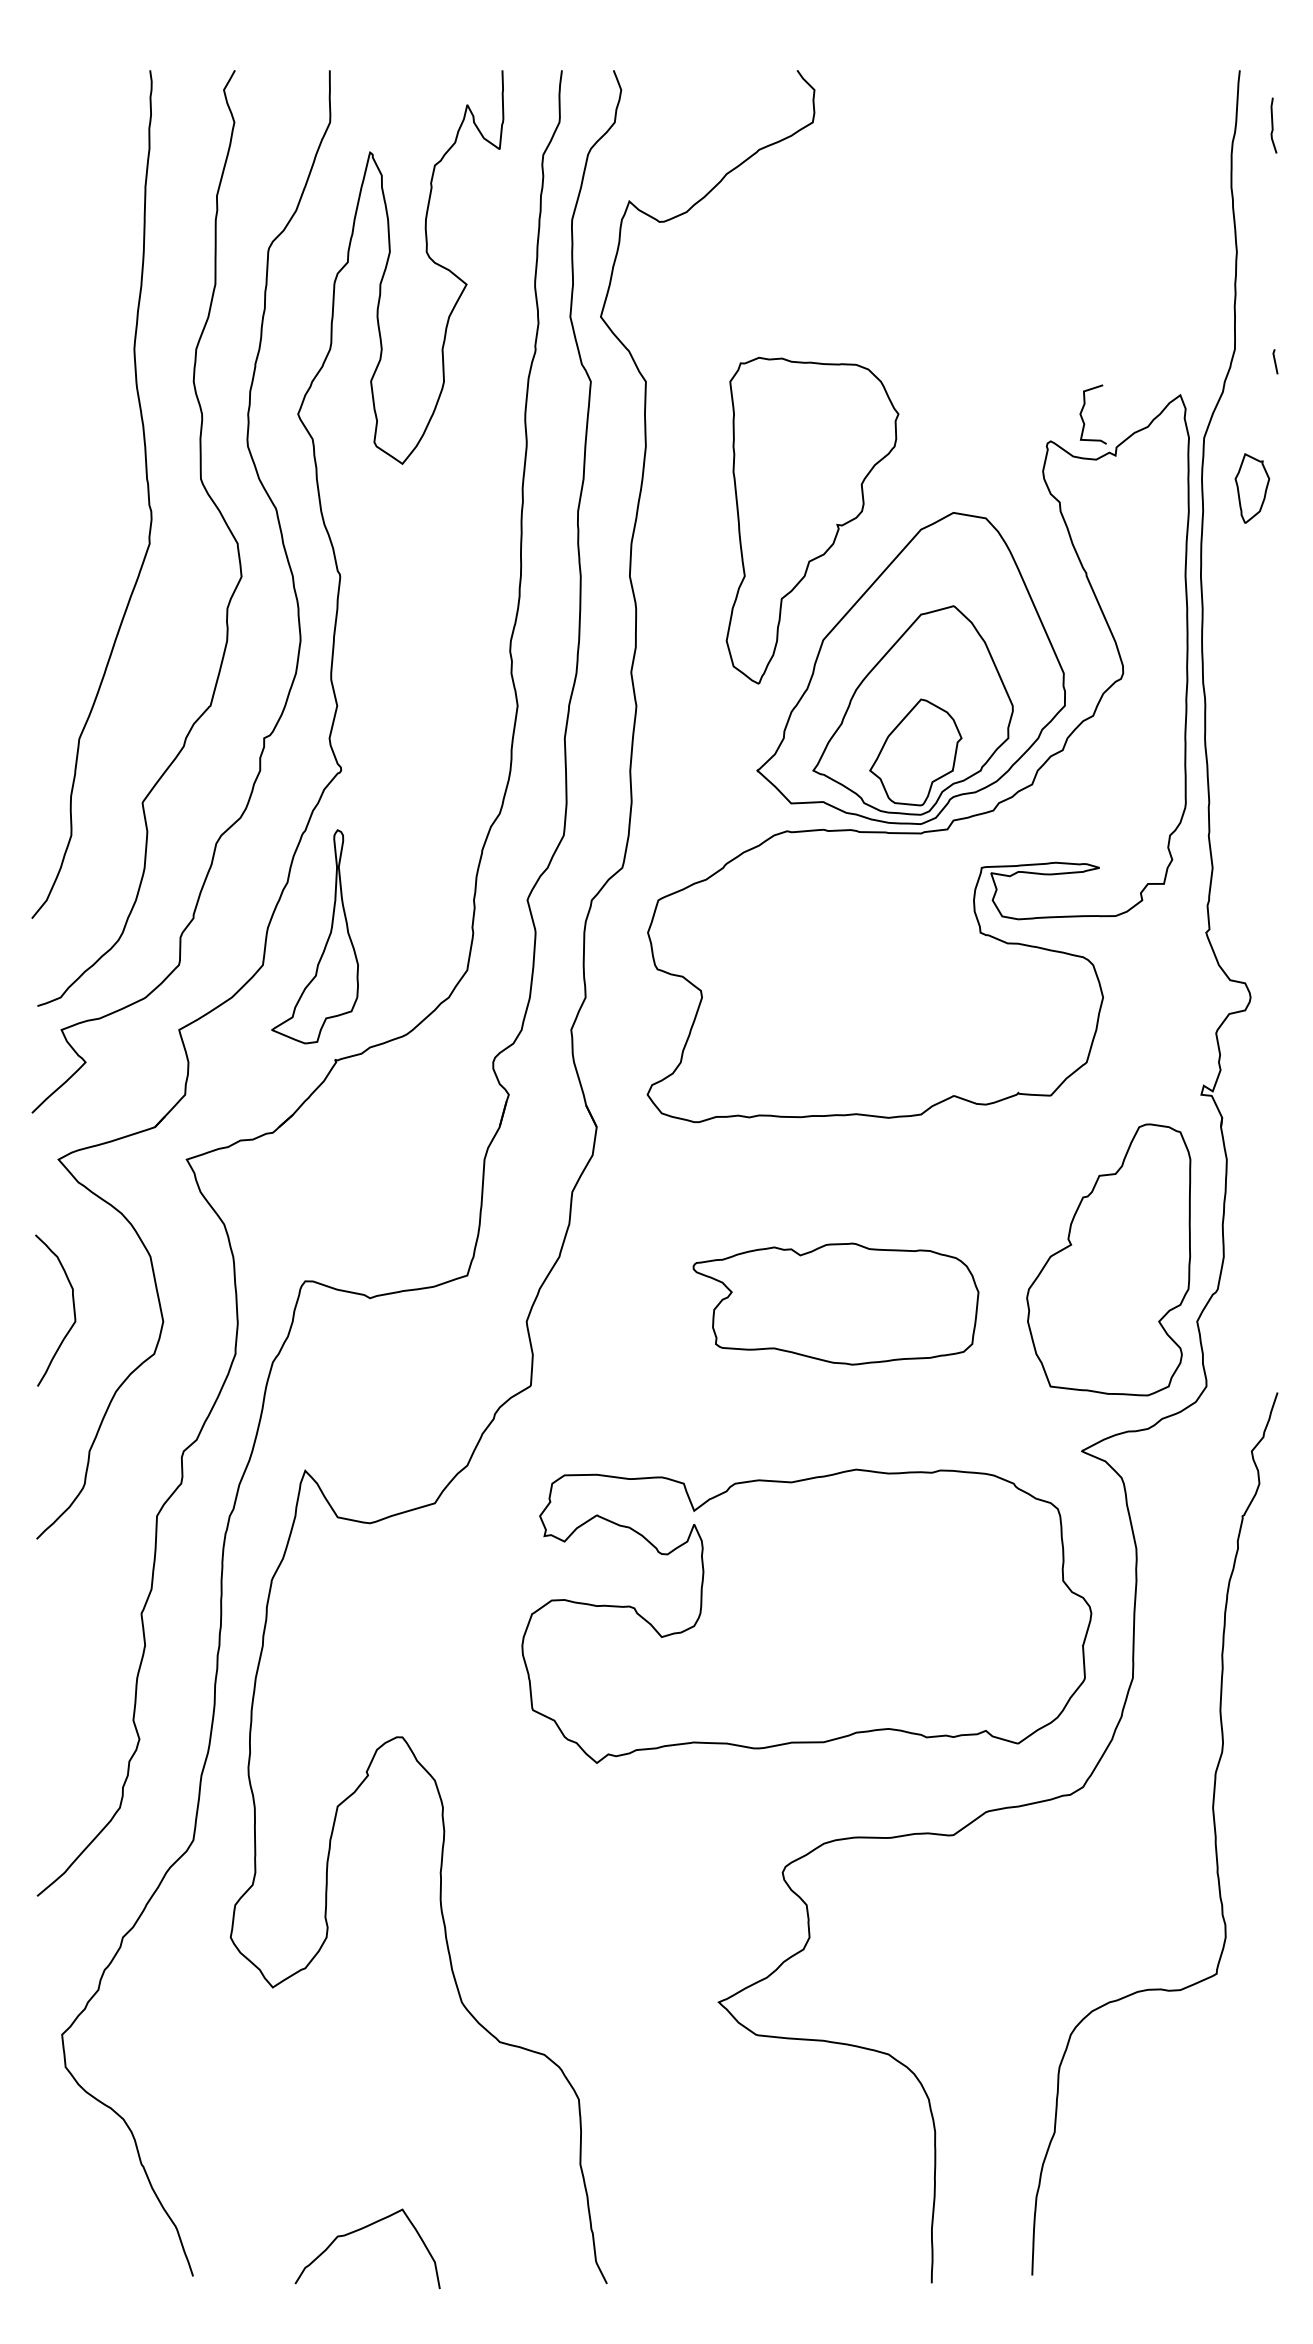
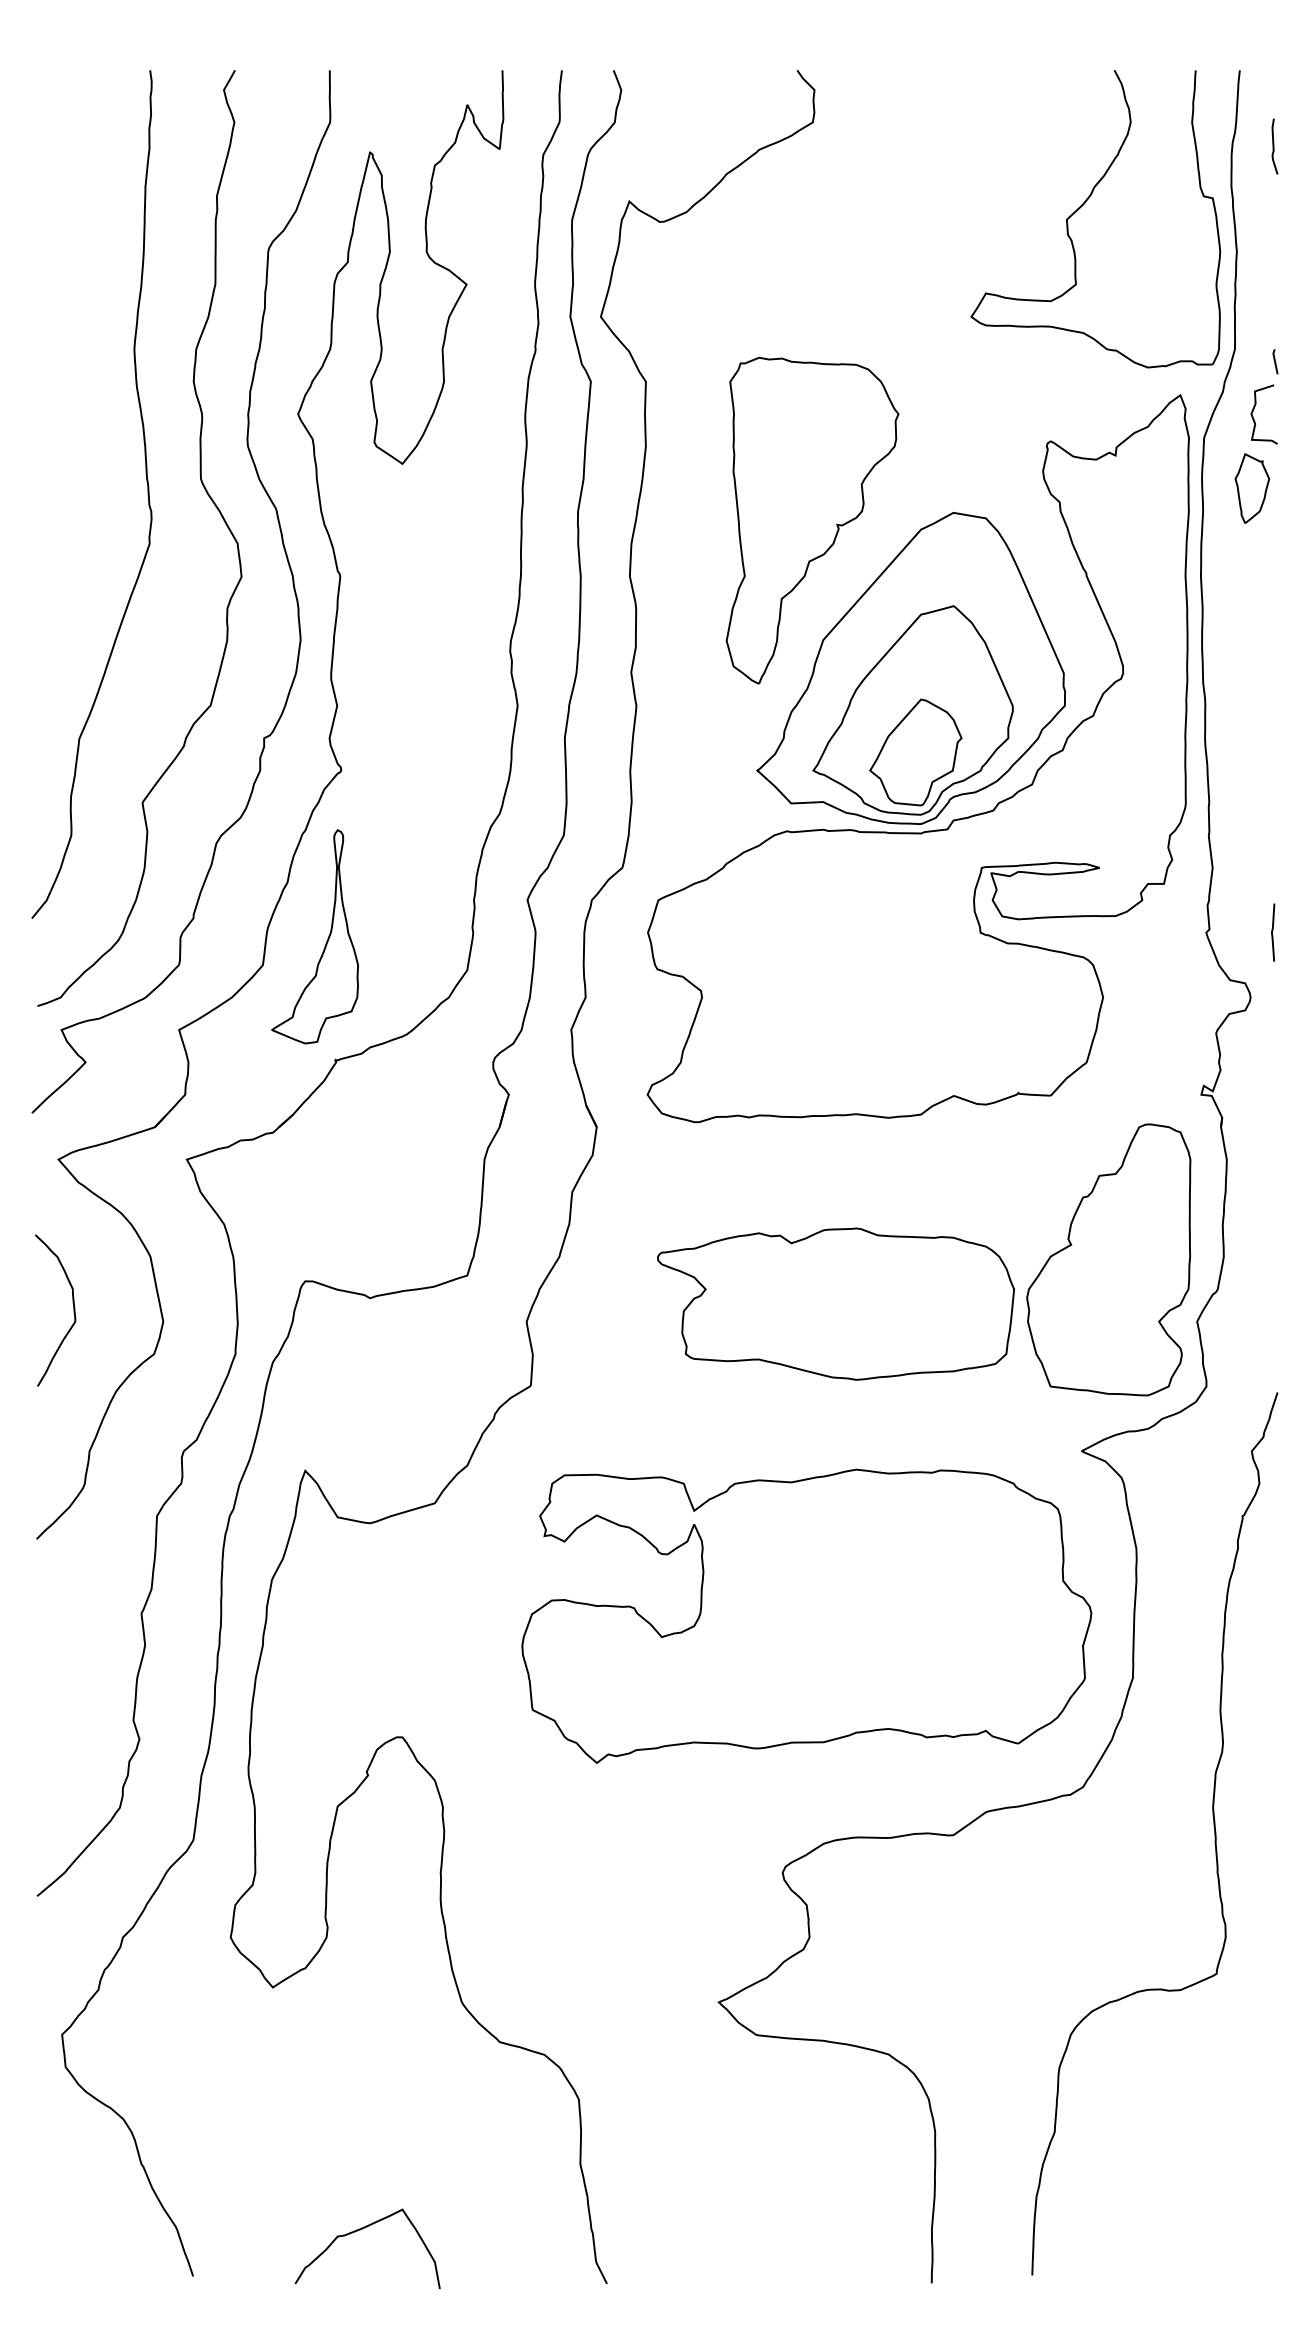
curve position: (1273, 125) -> (1274, 146) (1274, 146)
part: none -> present (1082, 206)
curve position: (1083, 418) -> (1254, 418) (1254, 418)
line: none -> present (1273, 931)
part size: 288x124 px -> 358x154 px (835, 1303)
